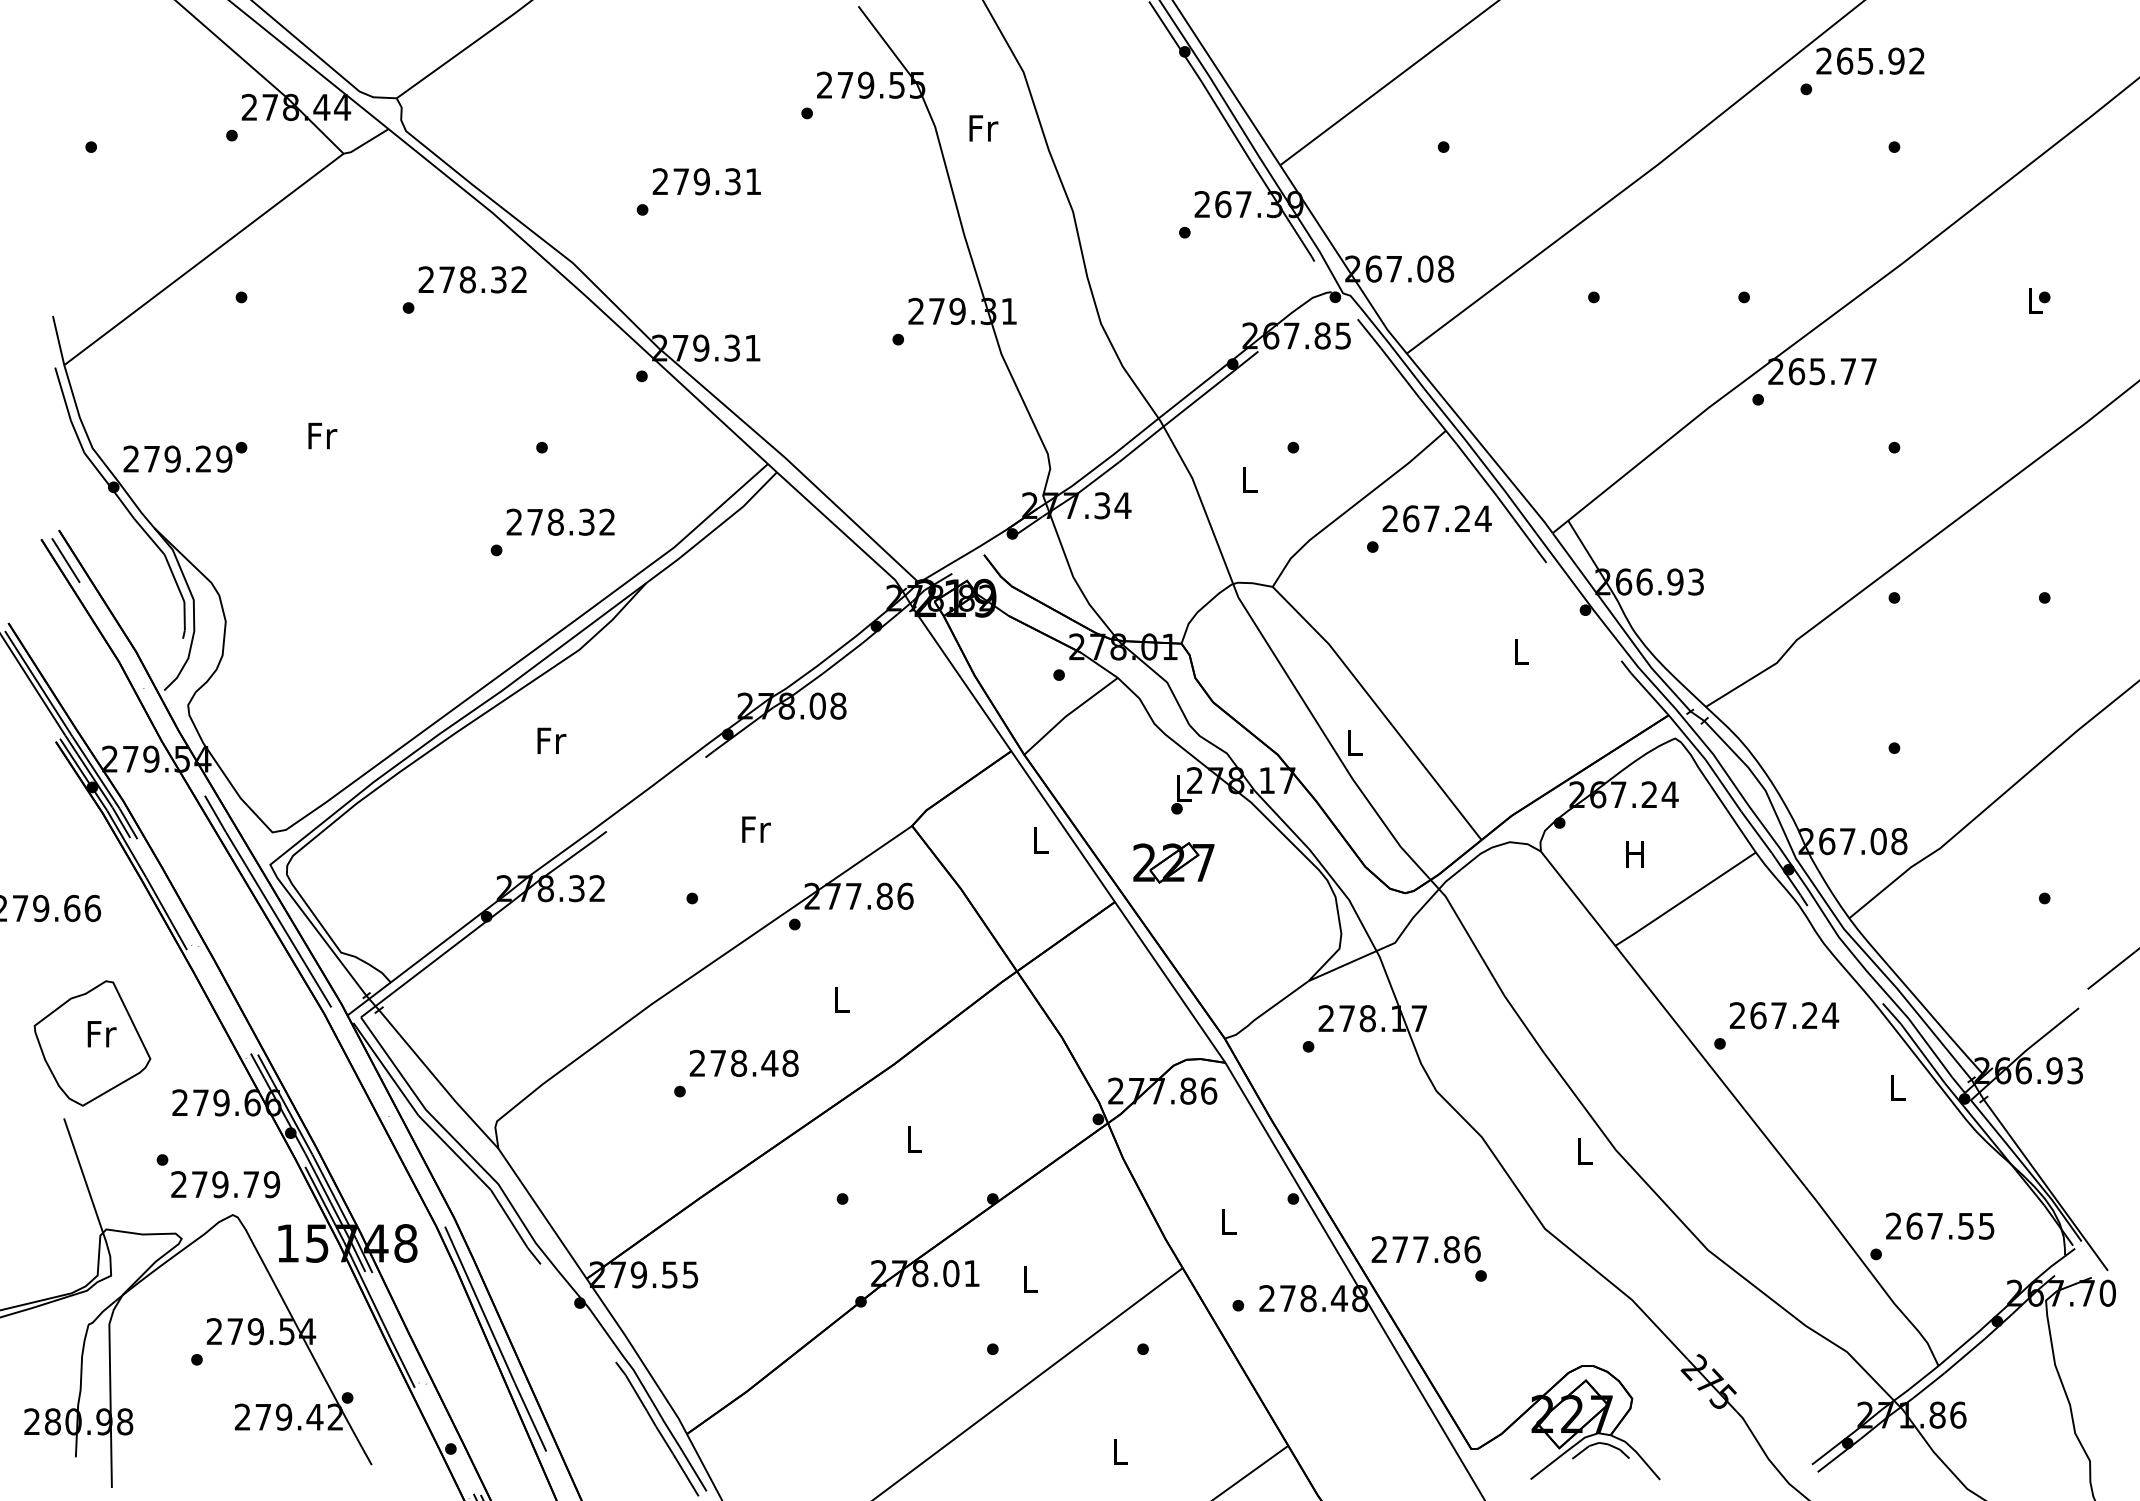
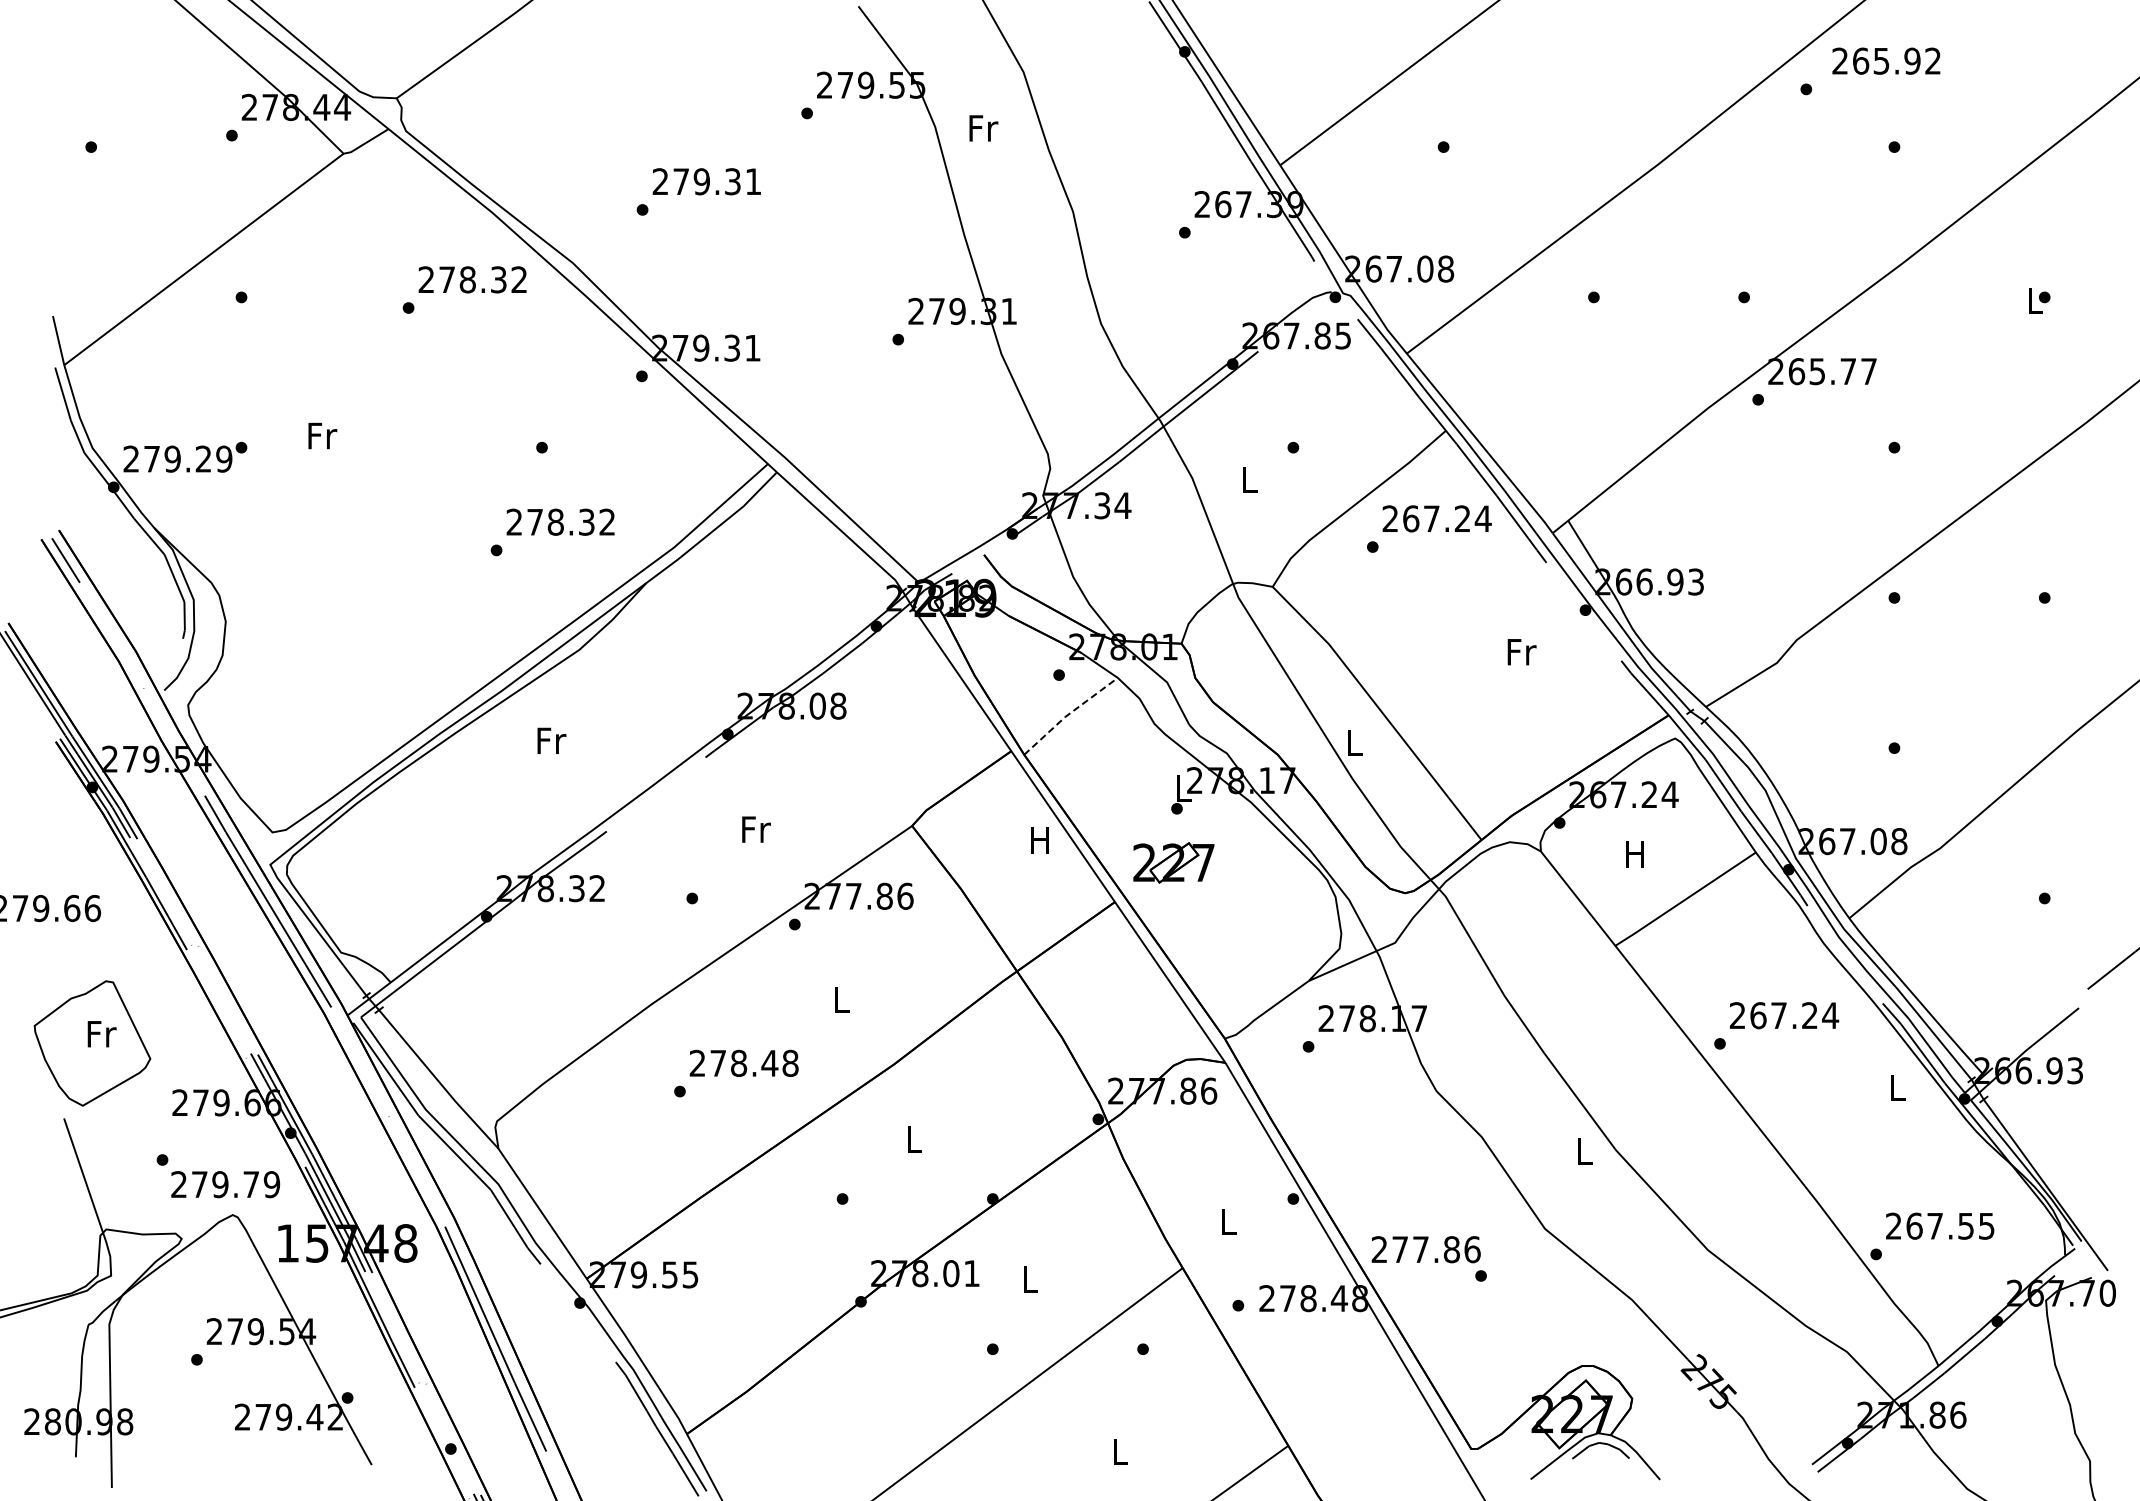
text position: (1870, 60) -> (1886, 60) (1886, 60)
text: L -> Fr (1521, 652)
line: solid -> dashed (1069, 713)
text: L -> H (1039, 840)
